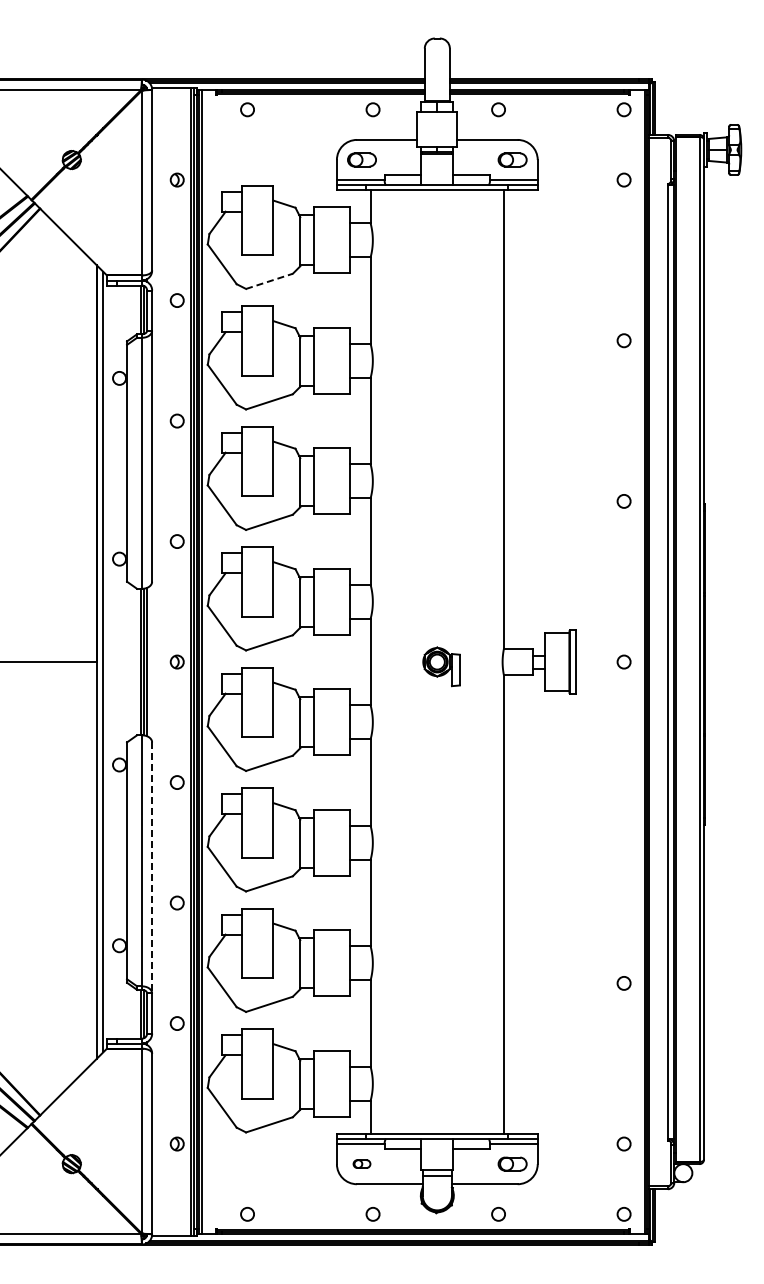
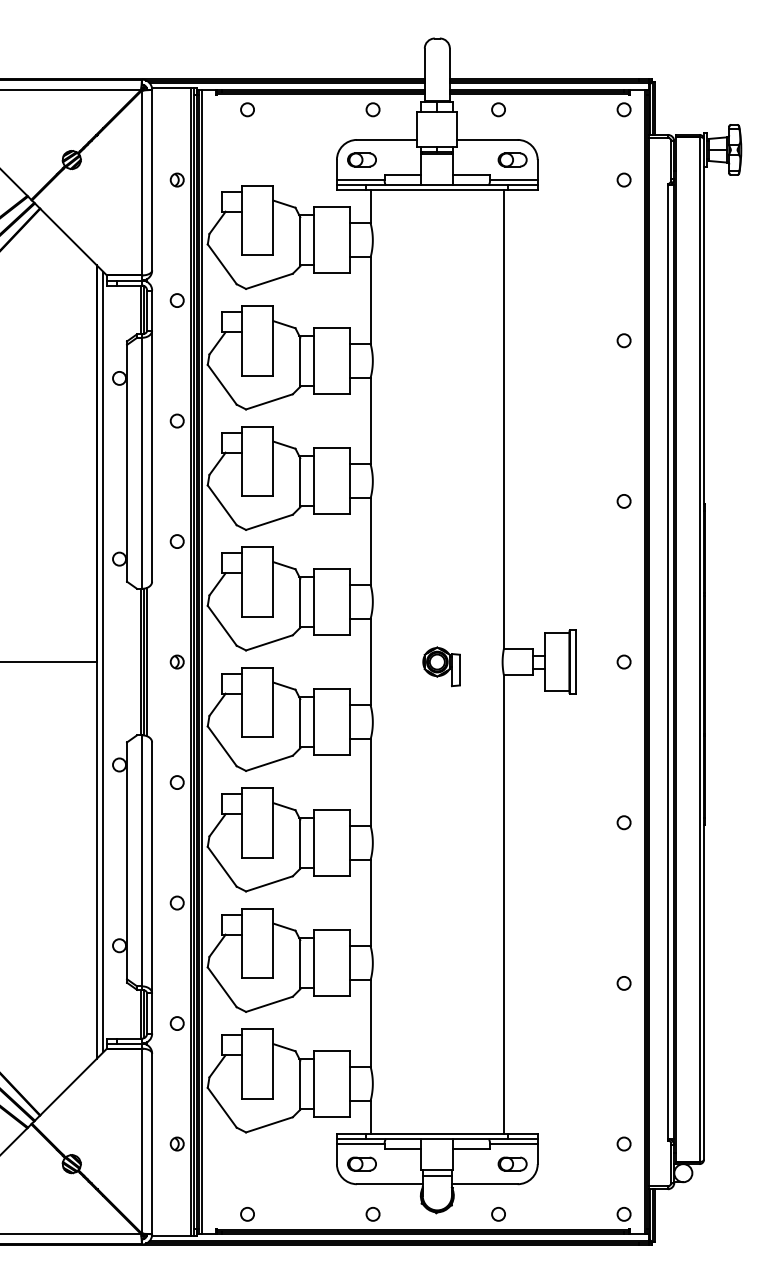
line: dashed -> solid (269, 281)
circle: none -> present (623, 822)
line: dashed -> solid (152, 867)
part size: 20x10 px -> 30x16 px (361, 1163)
